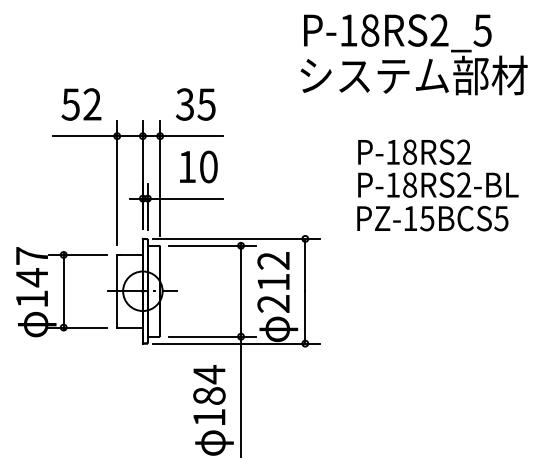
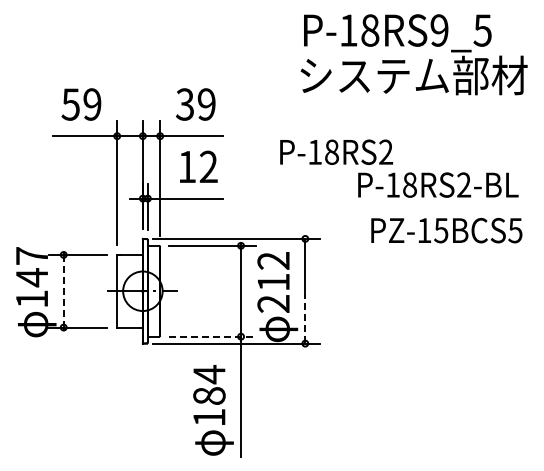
text: P-18RS2_5 -> P-18RS9_5 (439, 30)
text: 52 -> 59 (92, 104)
text: 35 -> 39 (206, 104)
text position: (414, 151) -> (336, 151) (336, 151)
text: 10 -> 12 (208, 166)
text position: (432, 218) -> (446, 230) (446, 230)
line: solid -> dashed (63, 291)
line: solid -> dashed (305, 316)
line: solid -> dashed (212, 336)
